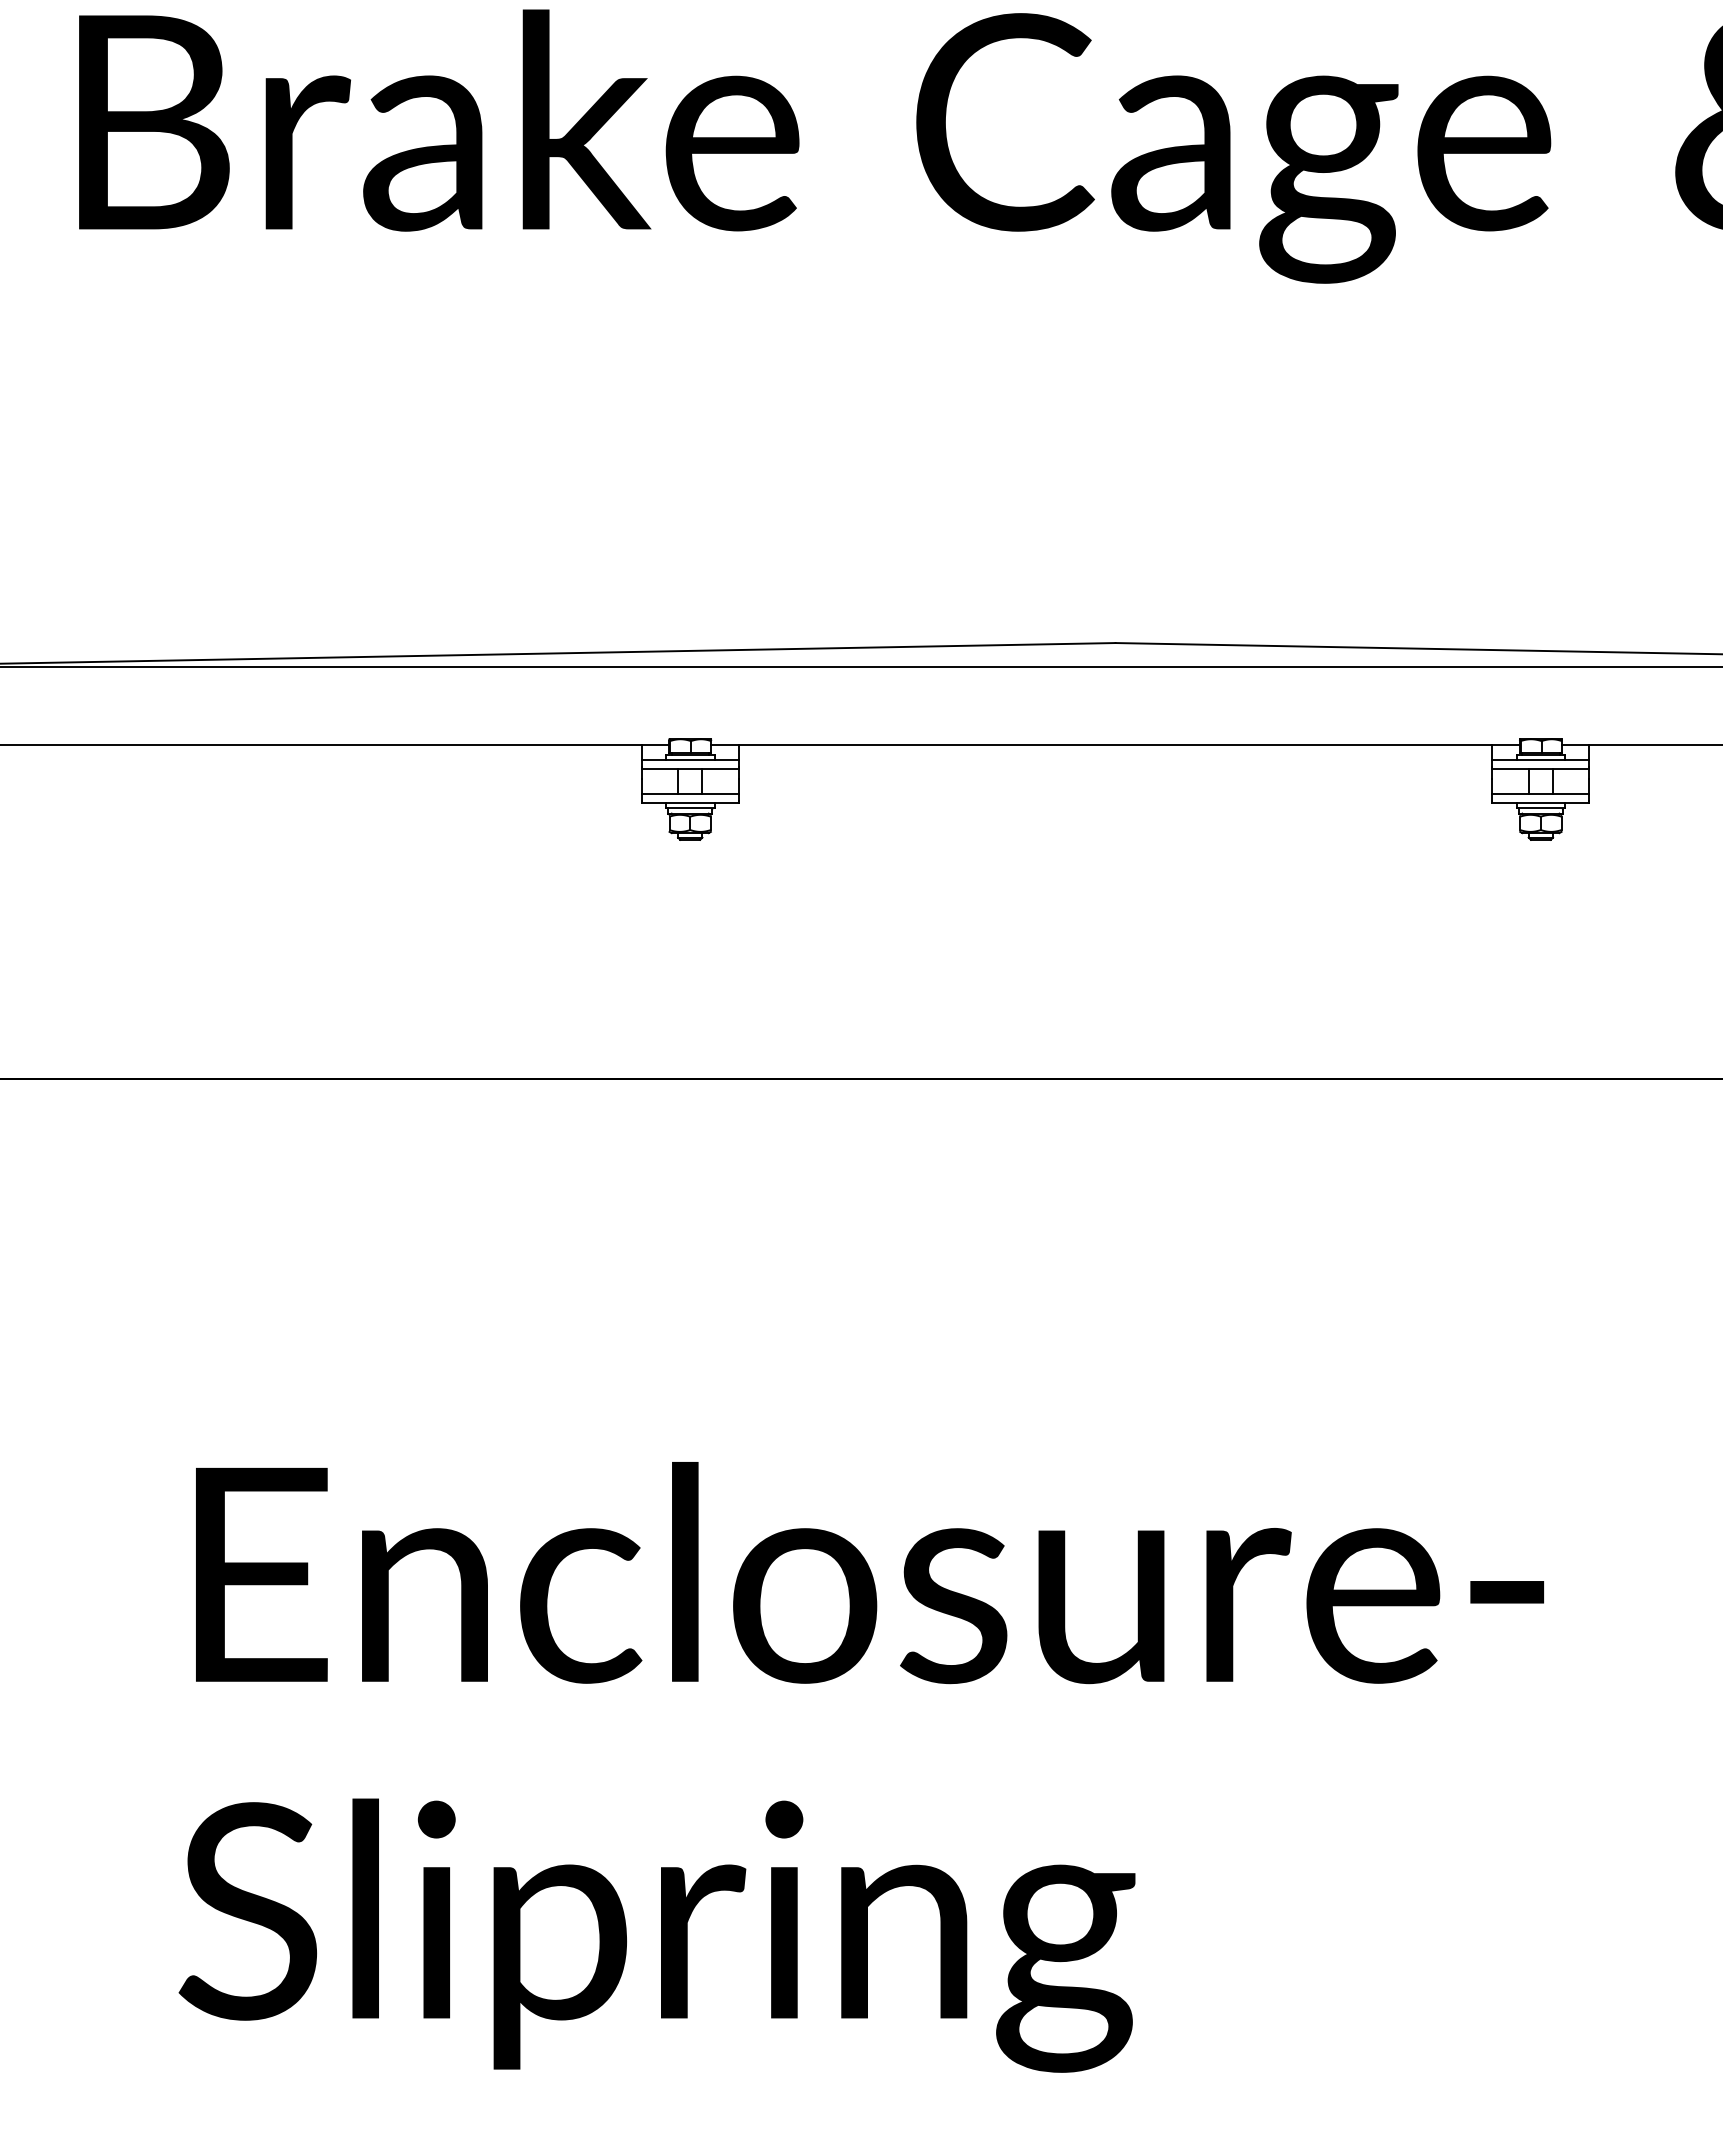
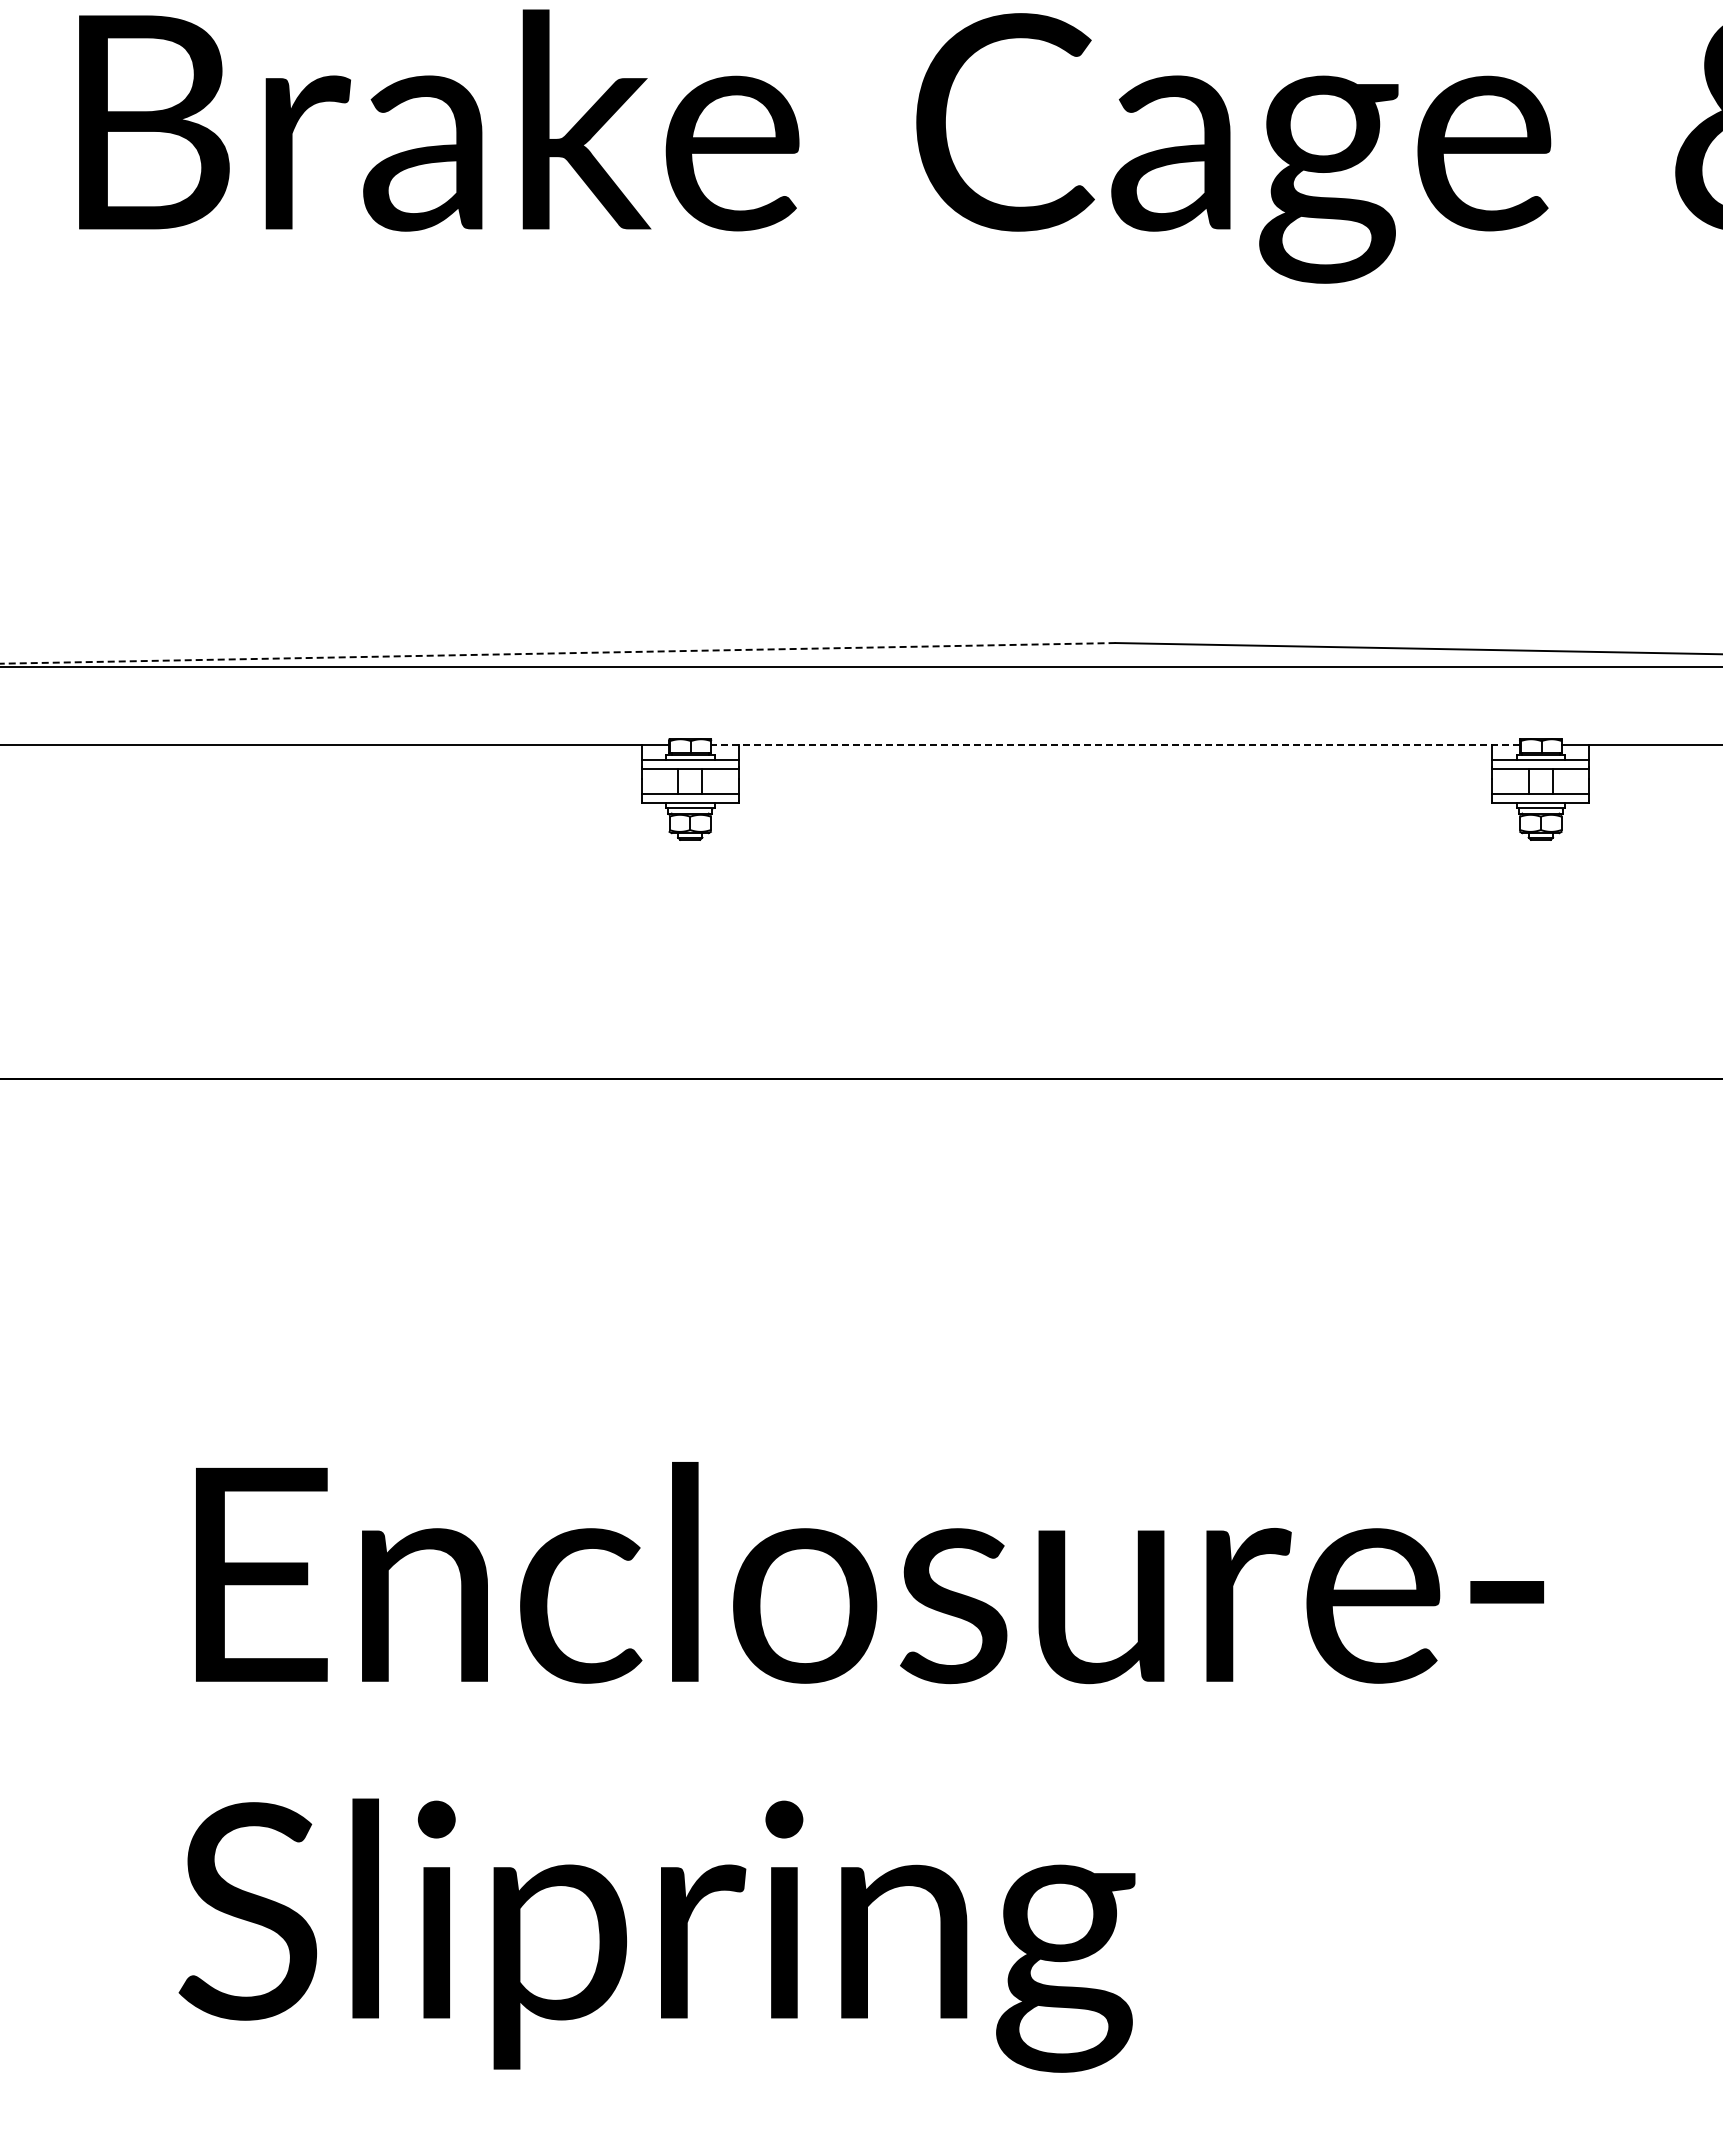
line: solid -> dashed (557, 653)
line: solid -> dashed (1115, 745)
